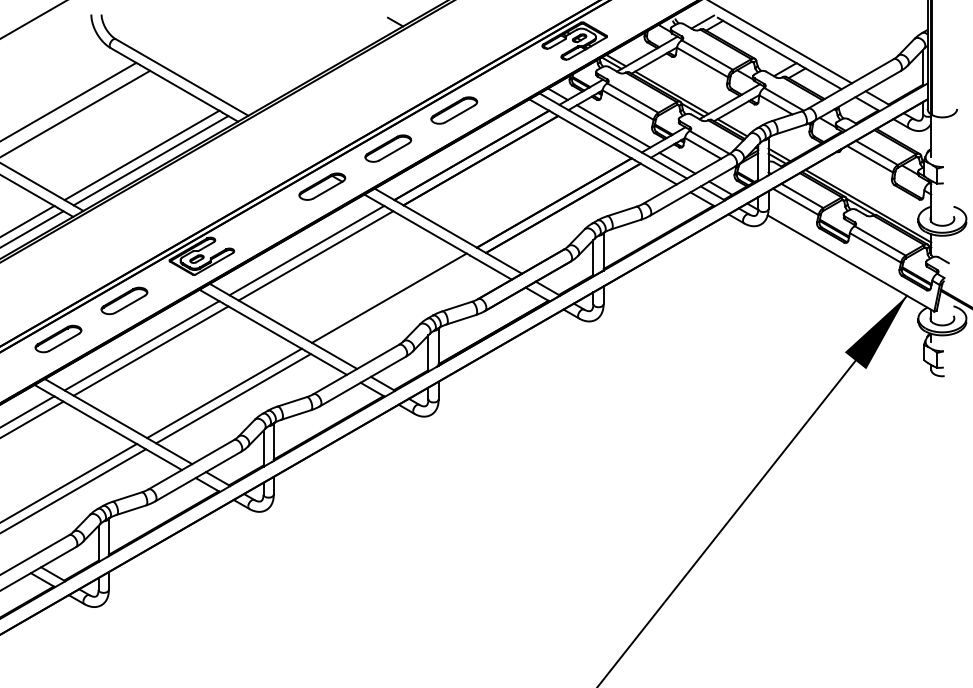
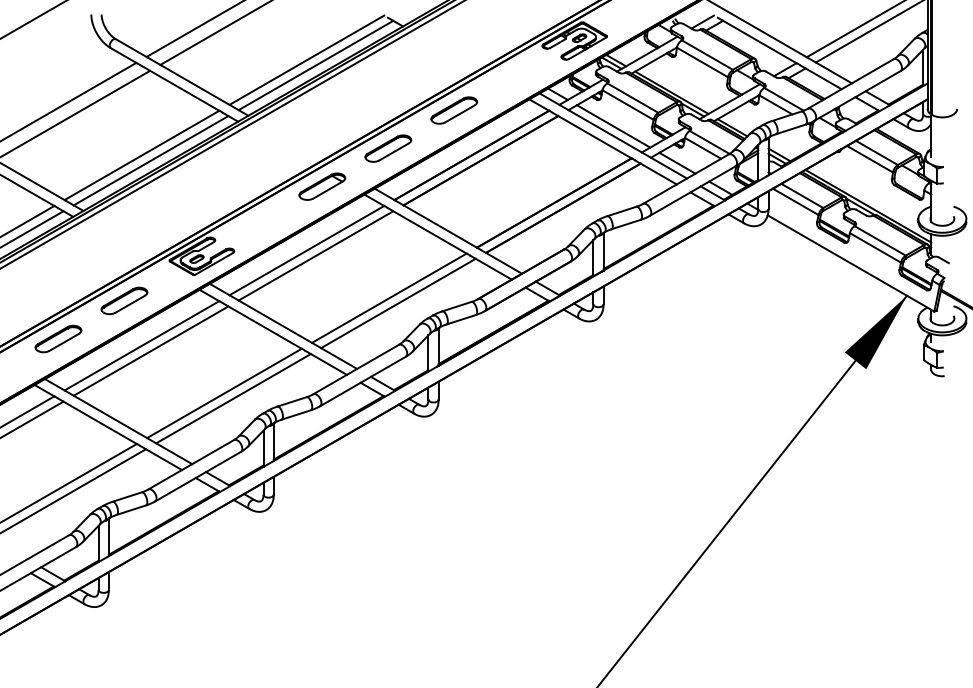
line: none -> present (193, 29)
line: none -> present (854, 29)
line: none -> present (867, 32)
line: none -> present (214, 33)
line: none -> present (306, 59)
line: none -> present (315, 65)
line: none -> present (231, 134)
line: none -> present (398, 303)
